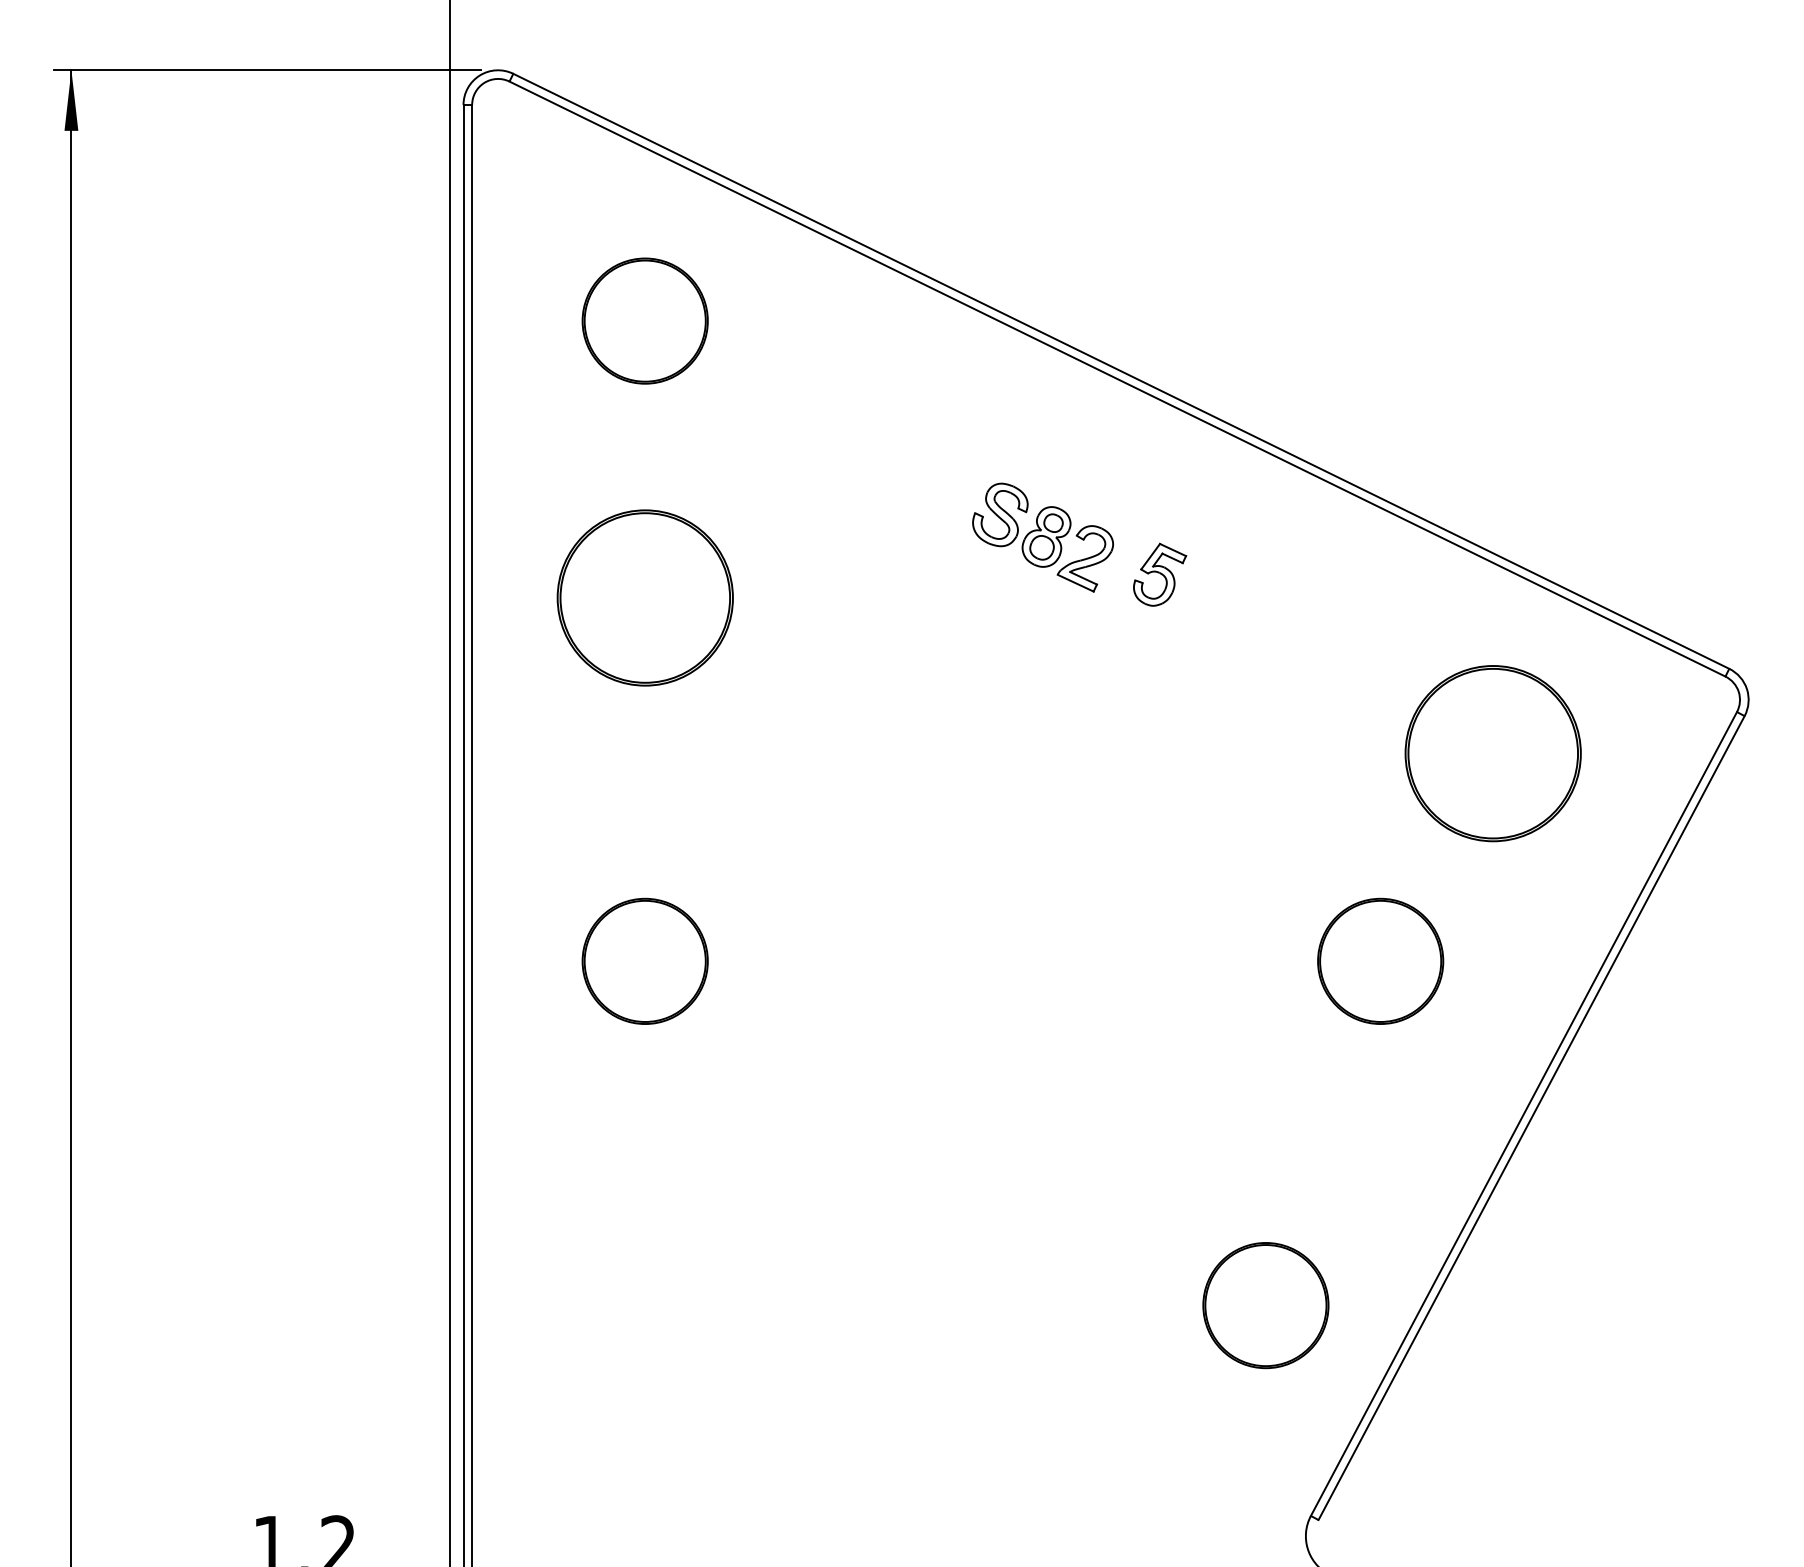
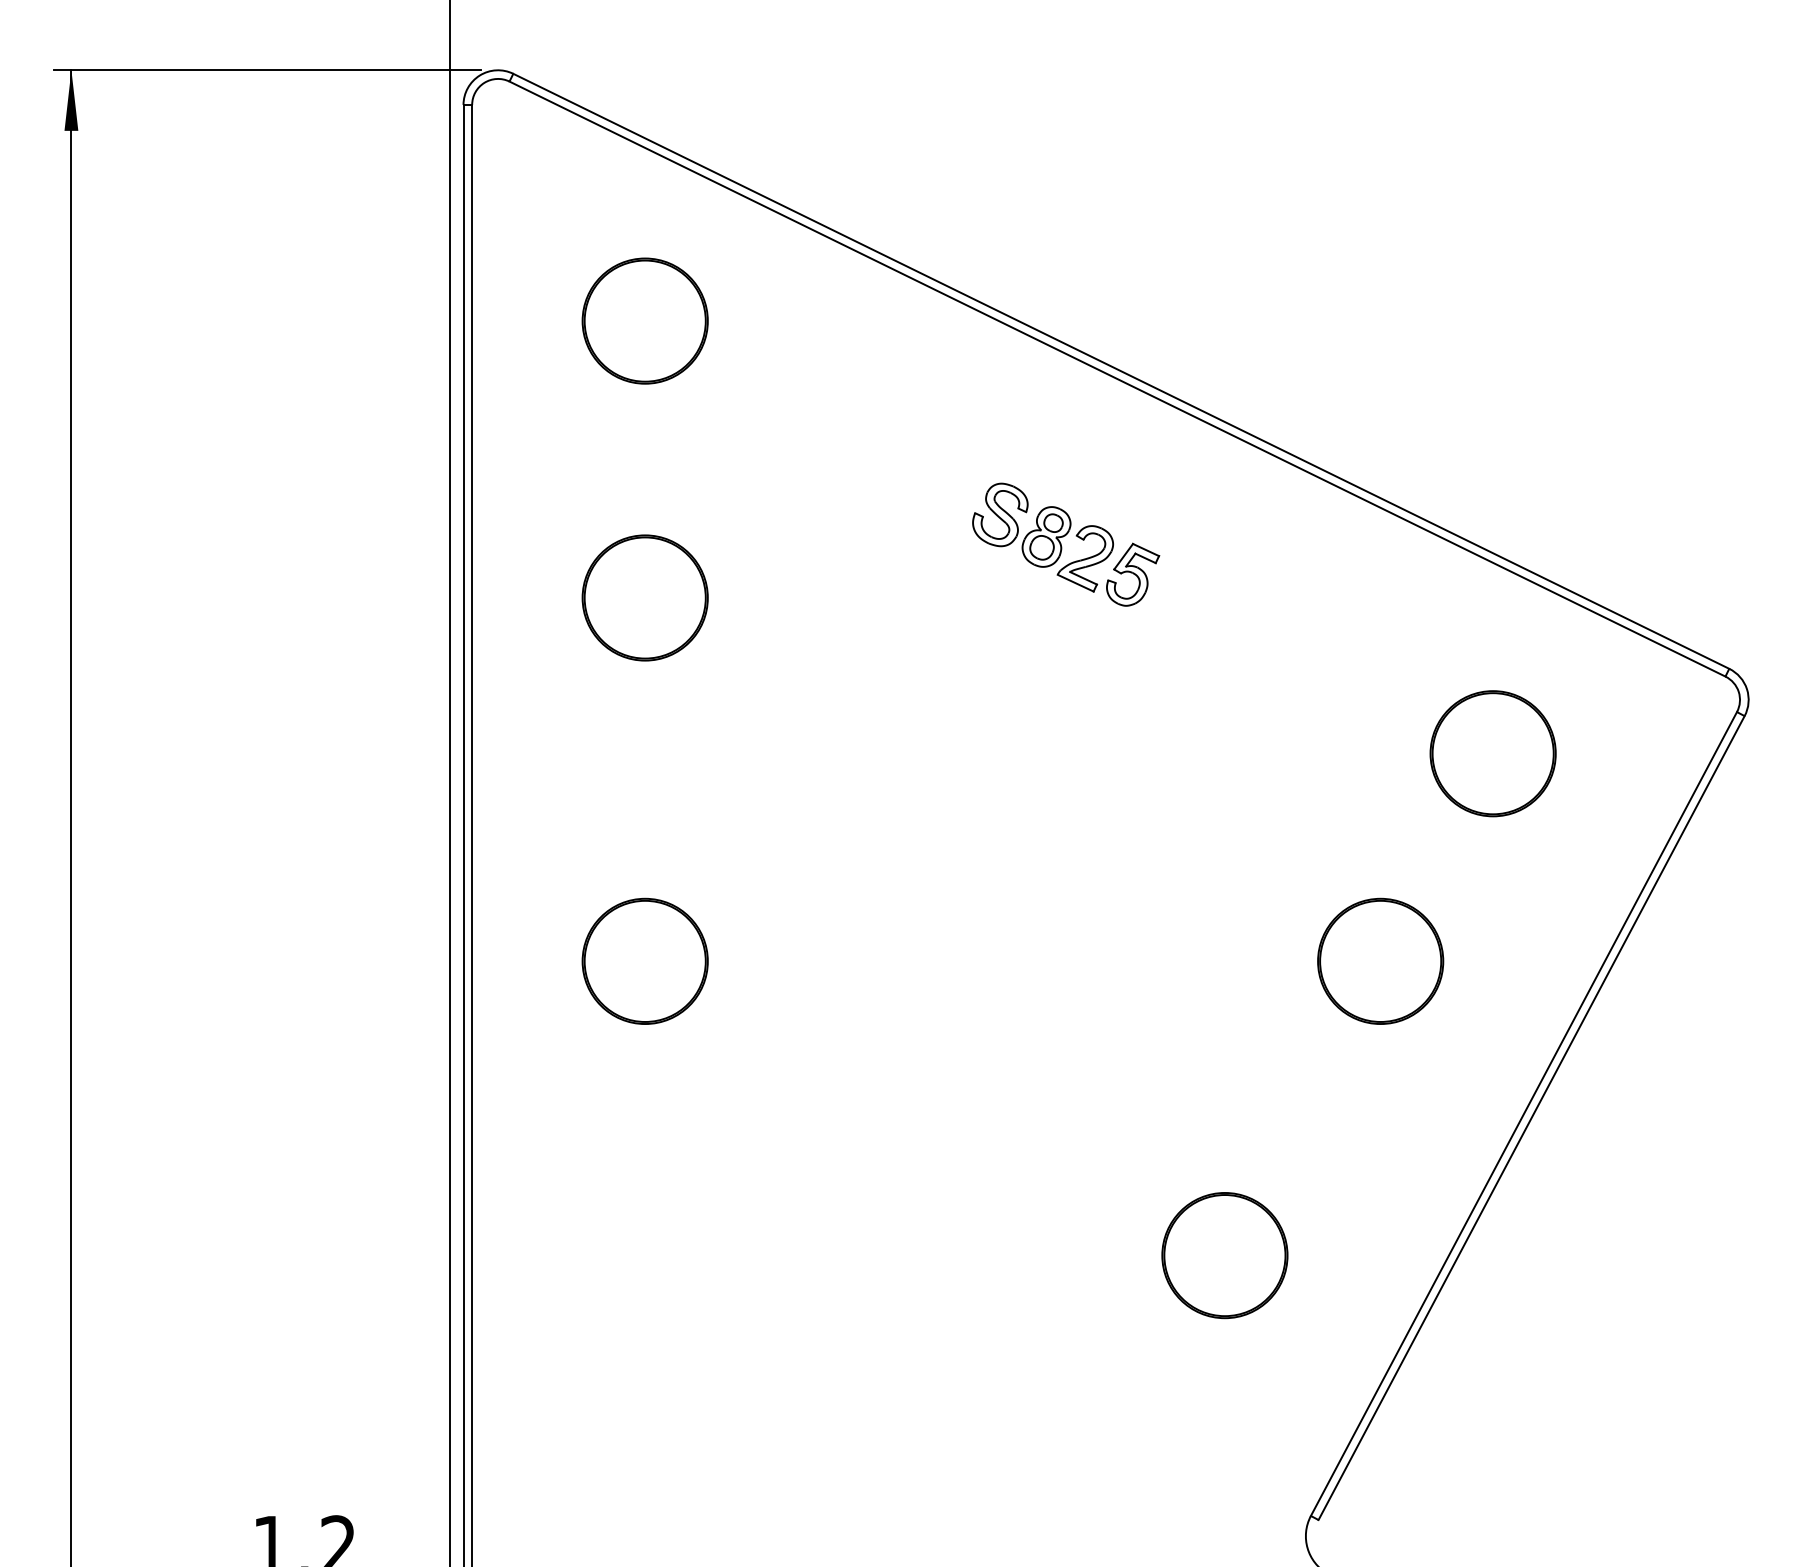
part position: (1160, 574) -> (1133, 574) (1133, 574)
part size: 178x178 px -> 128x128 px (644, 597)
part size: 178x178 px -> 128x128 px (1492, 753)
part position: (1265, 1305) -> (1224, 1255) (1224, 1255)
